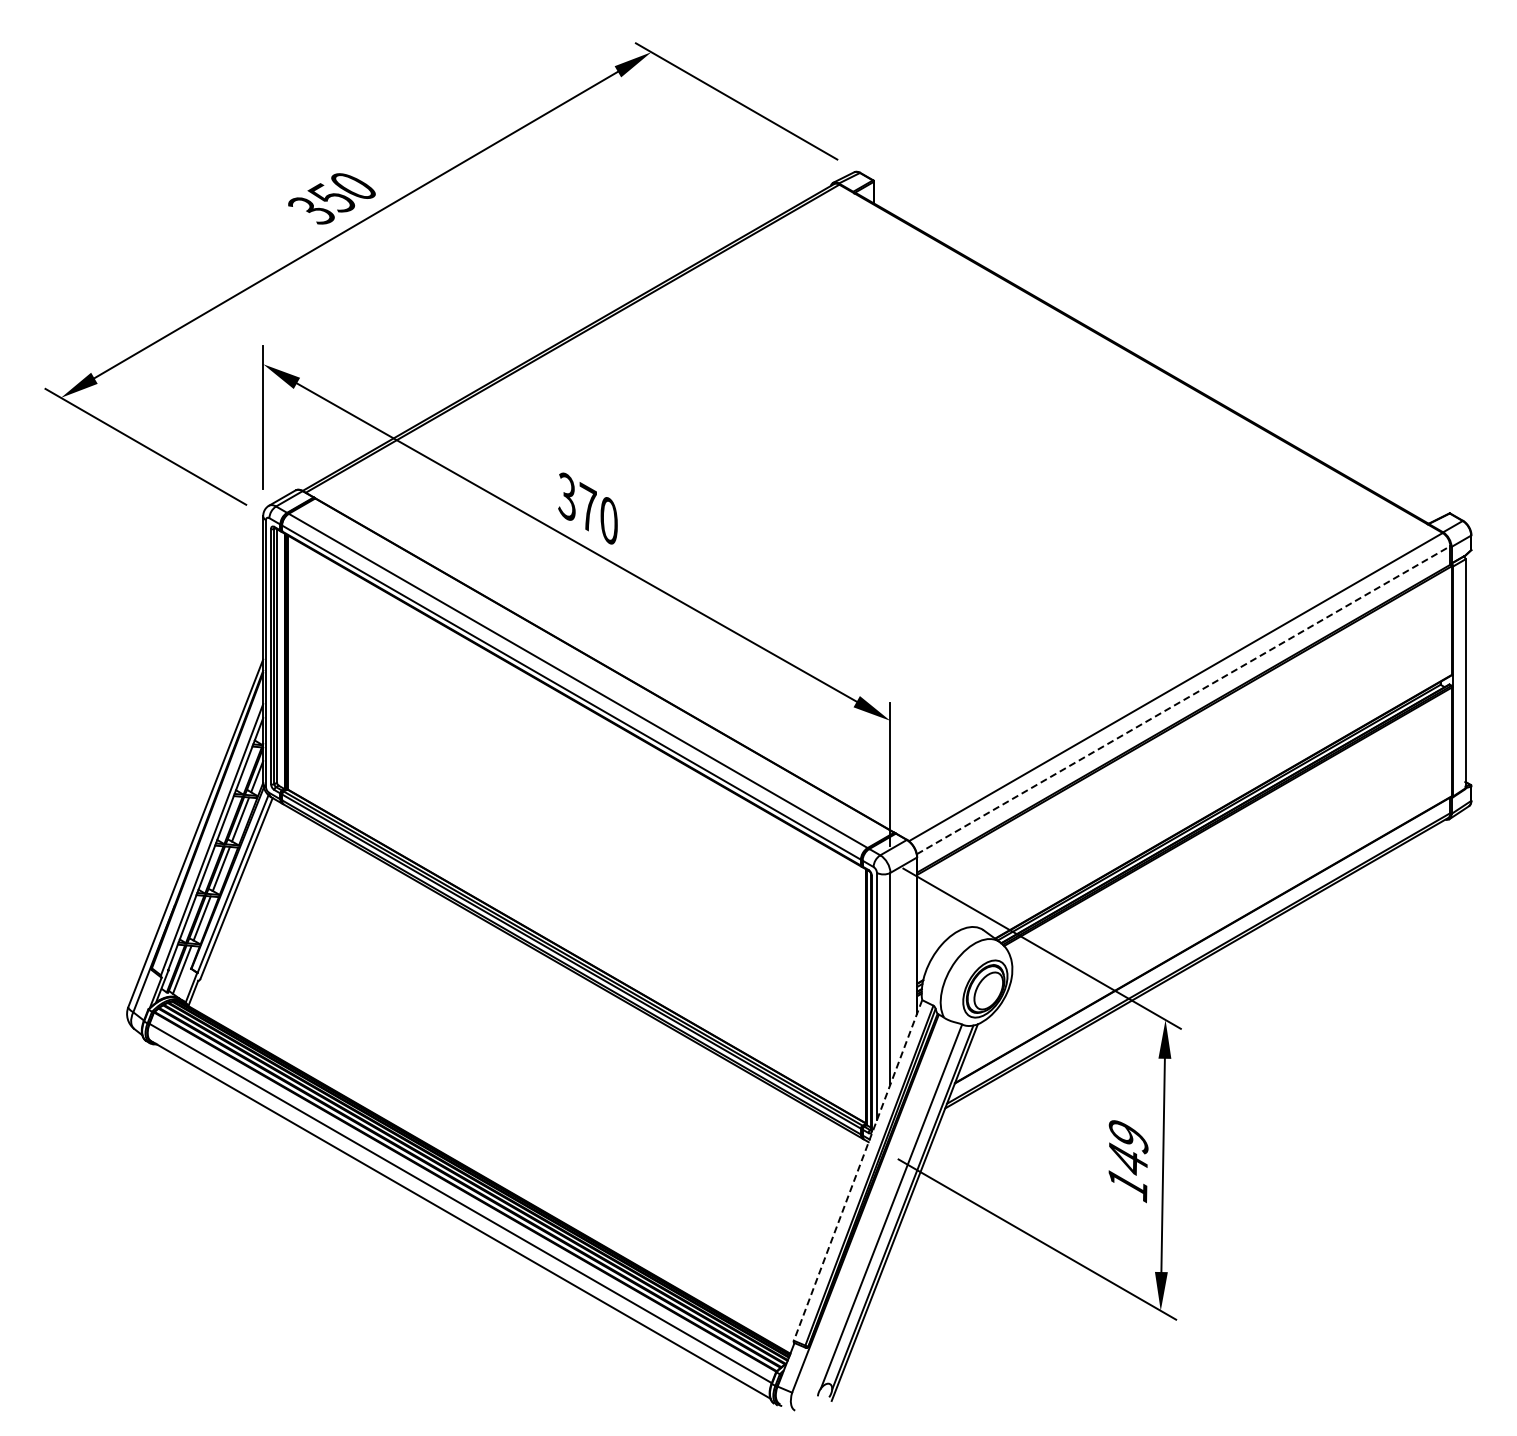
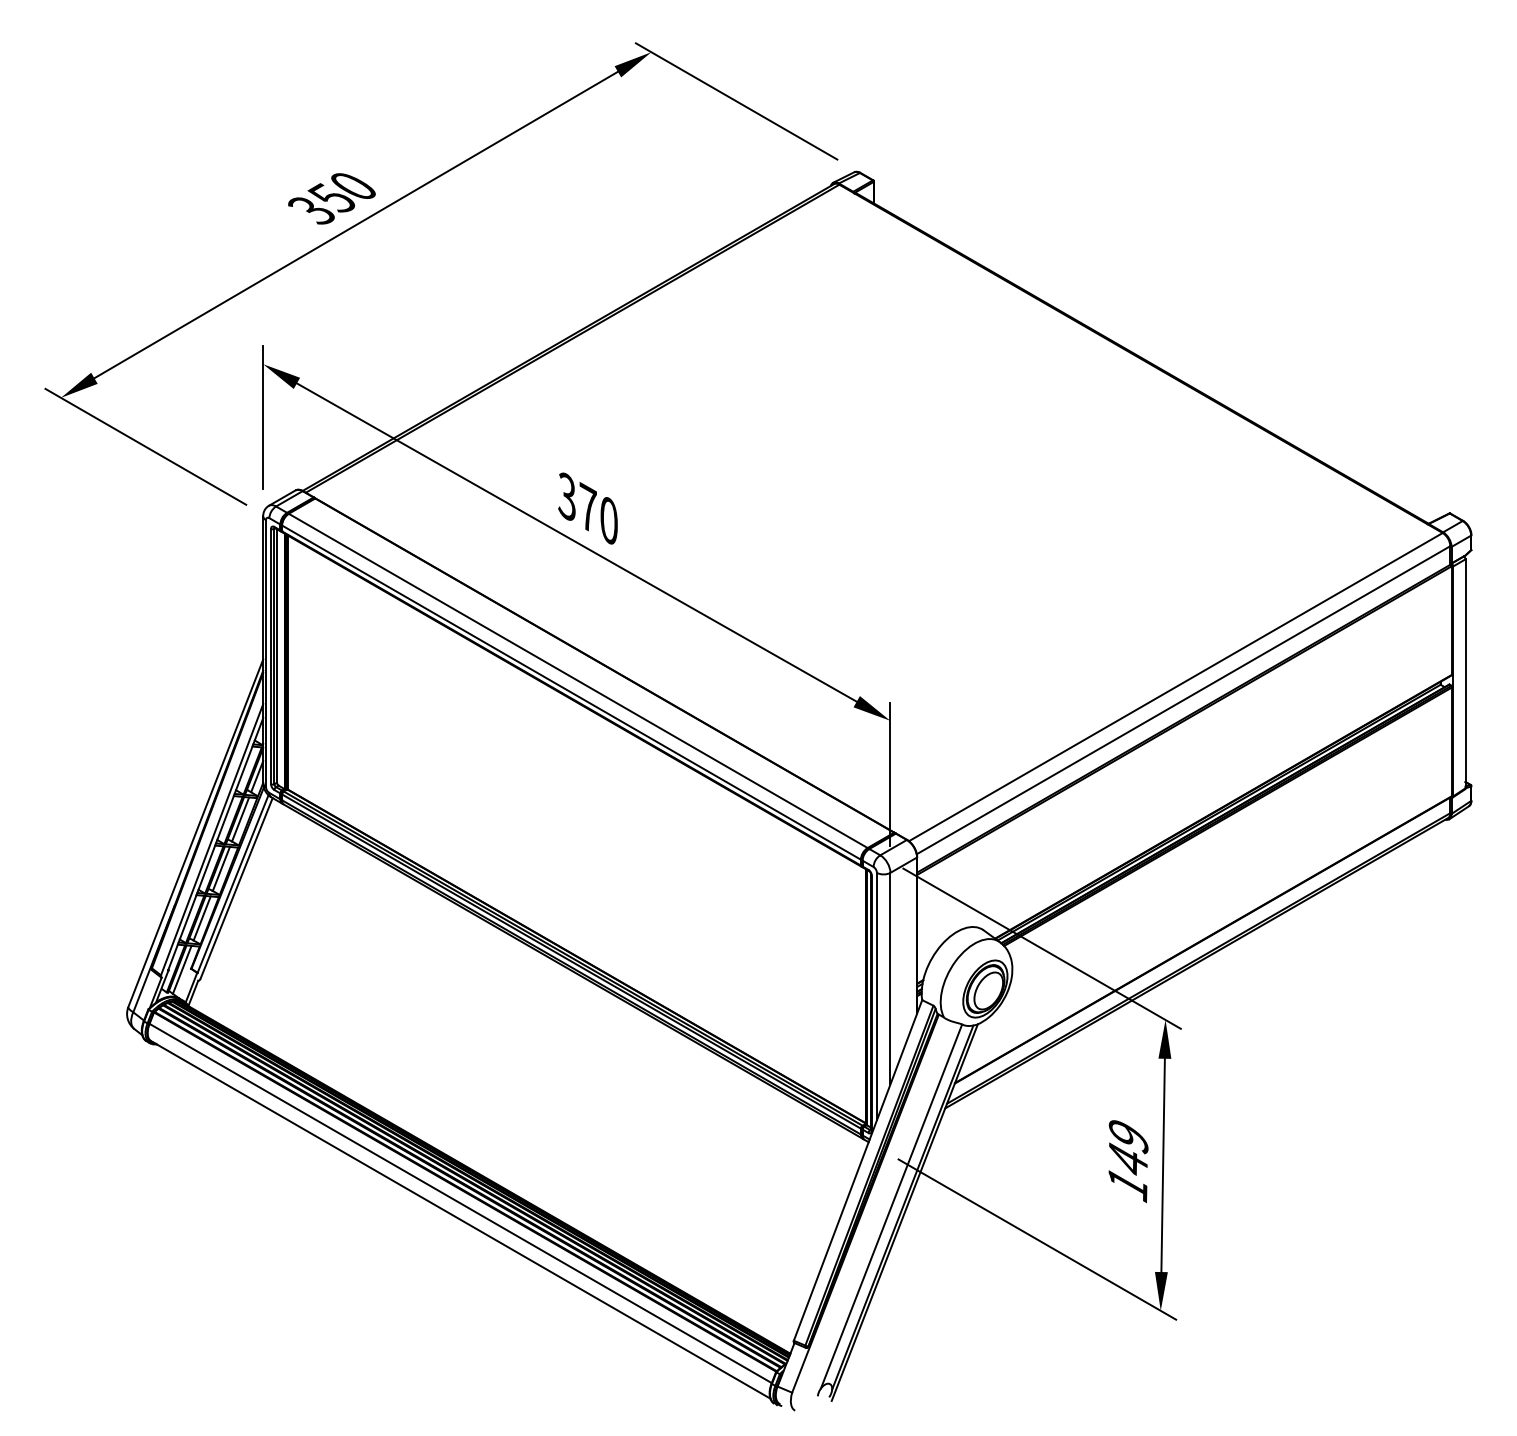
line: dashed -> solid (1183, 700)
line: dashed -> solid (858, 1170)
